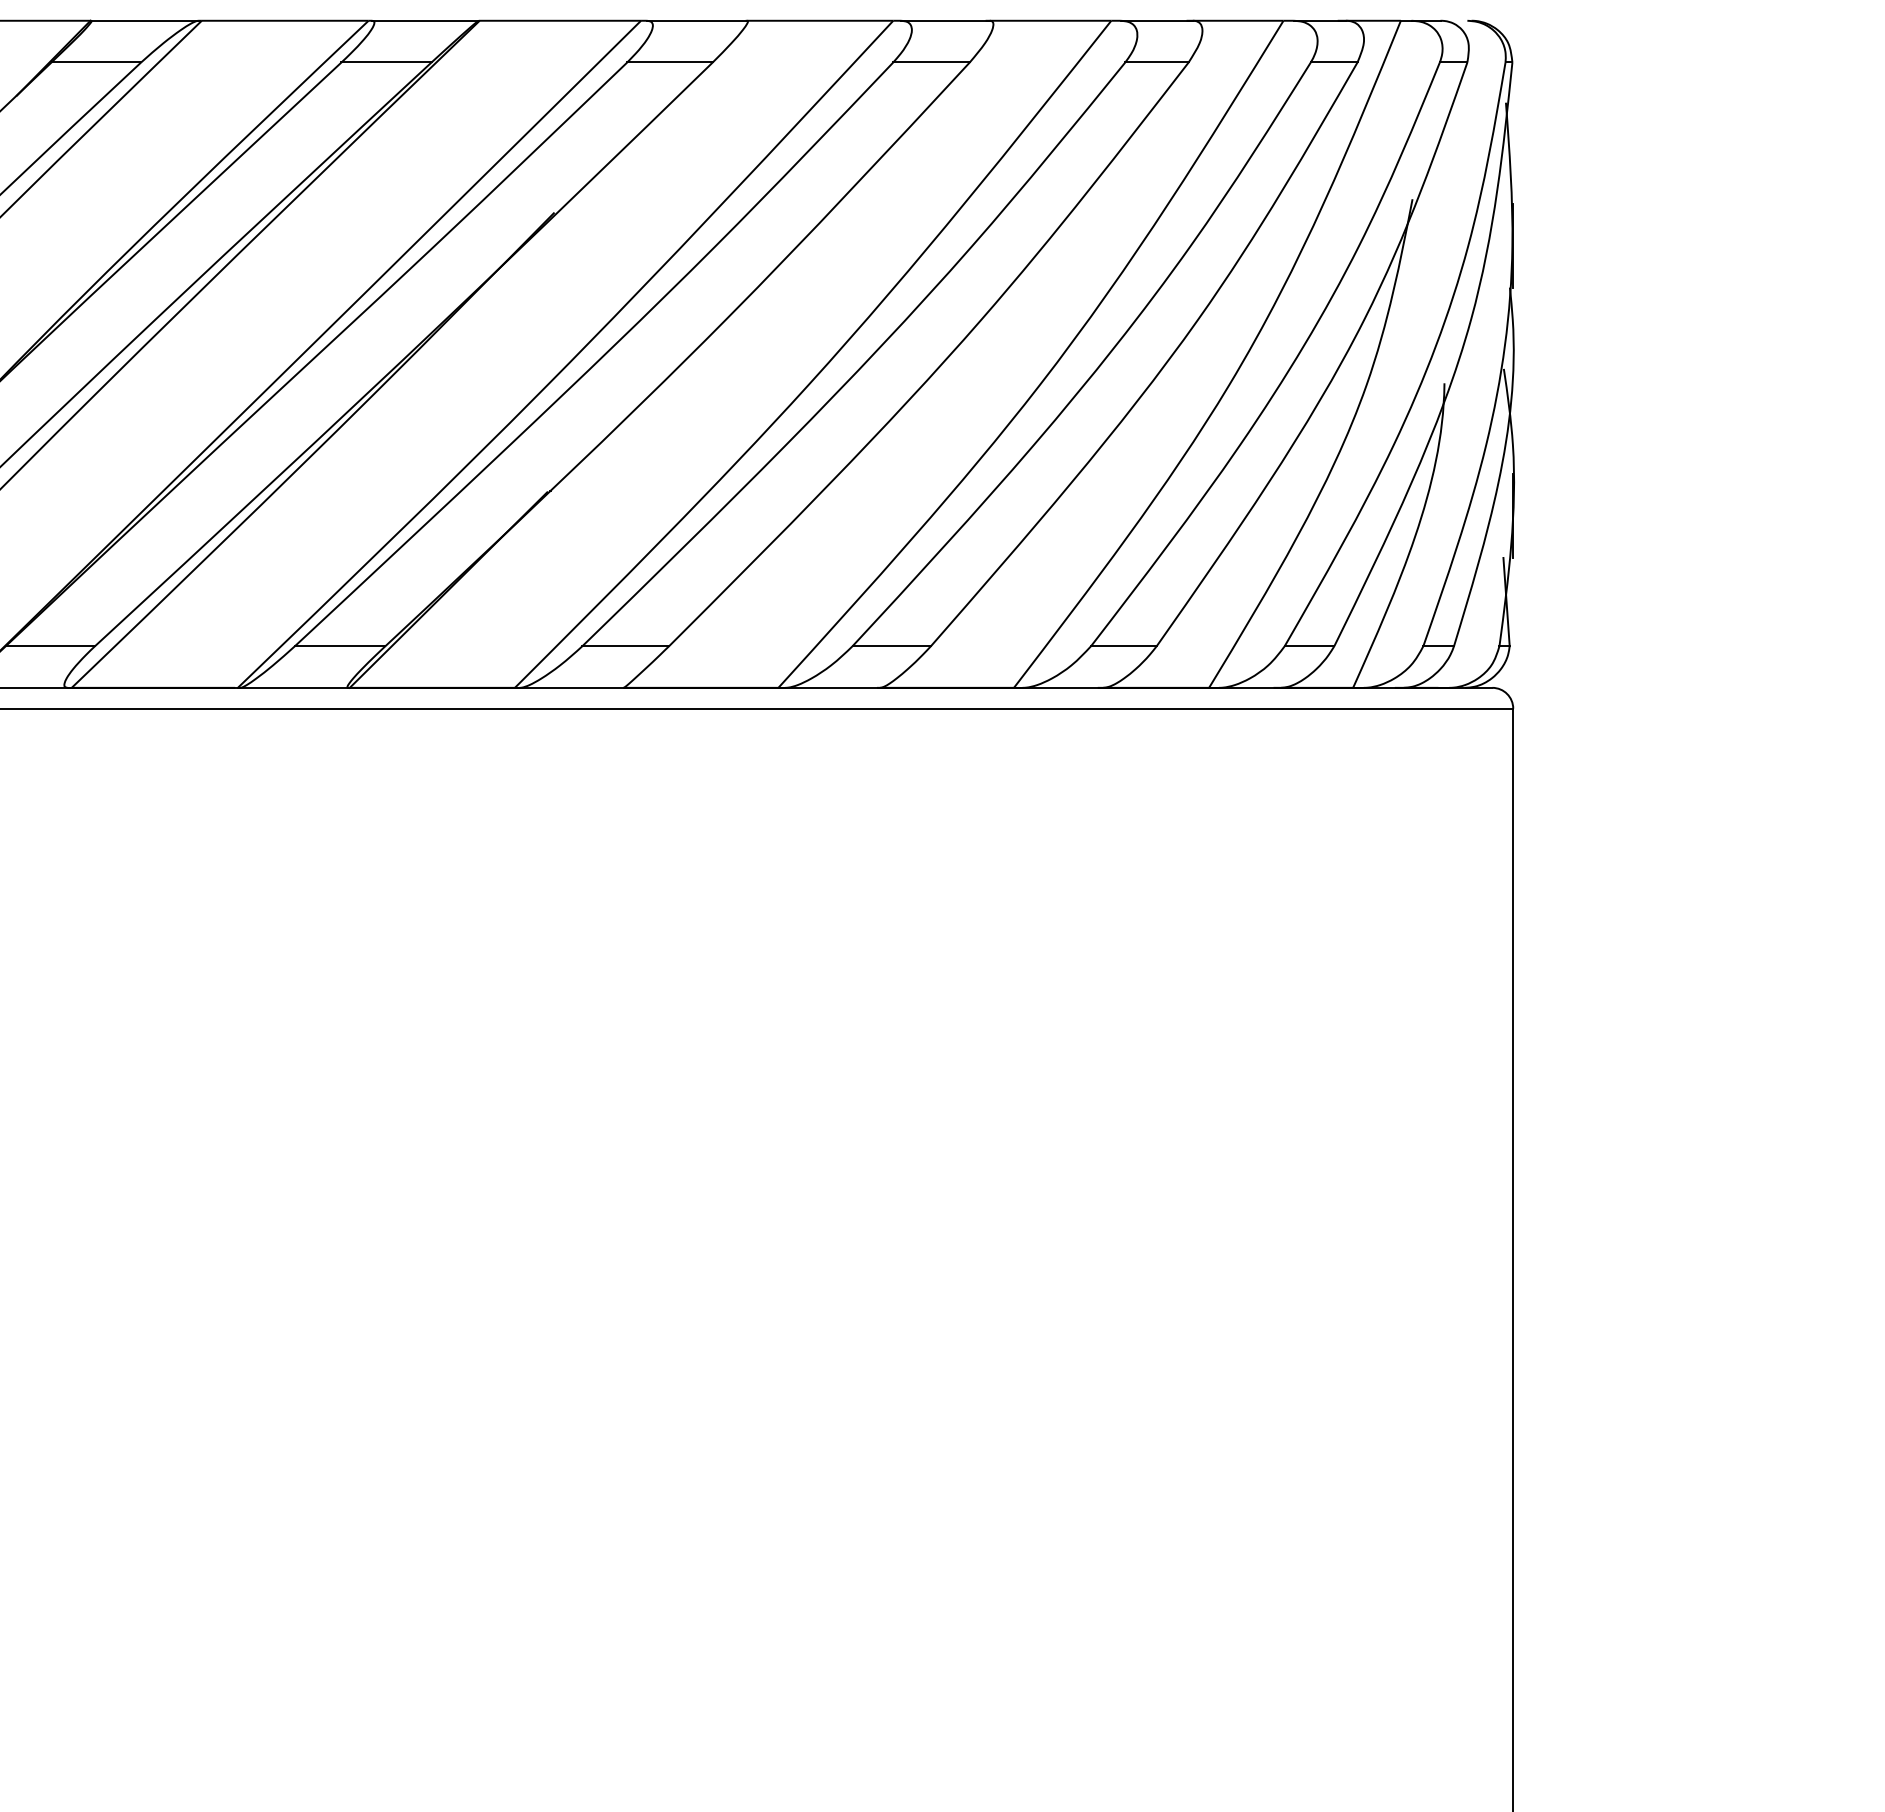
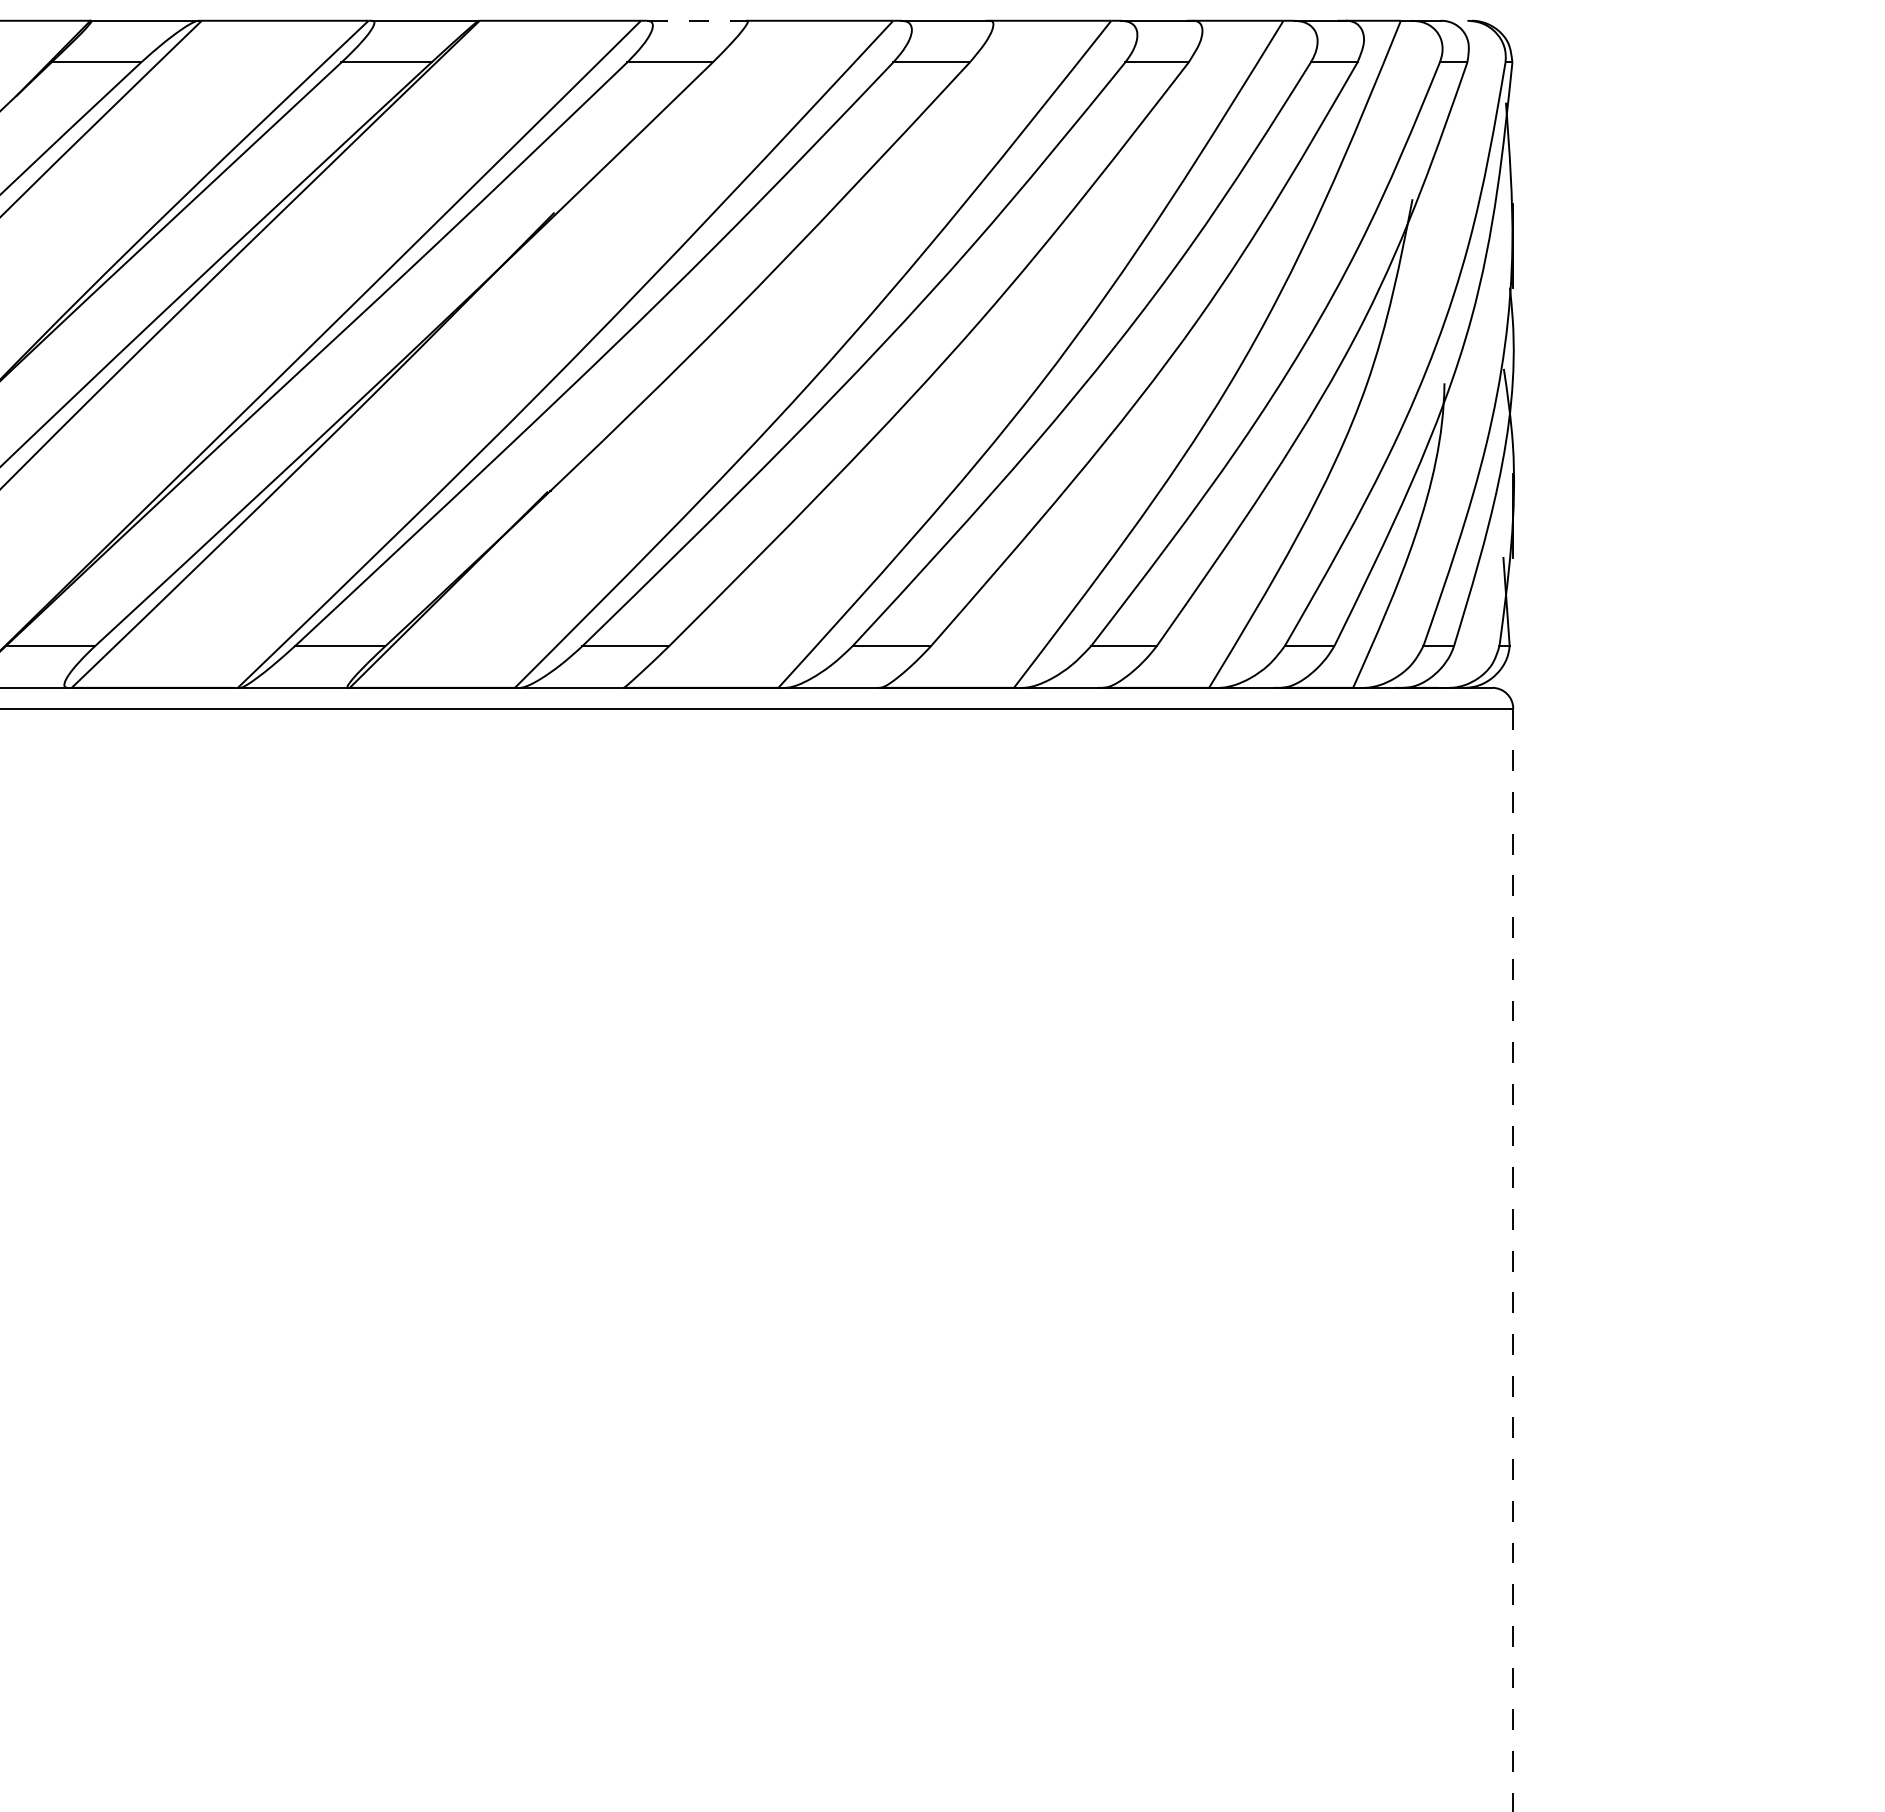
line: solid -> dashed (697, 20)
line: solid -> dashed (1513, 1259)
